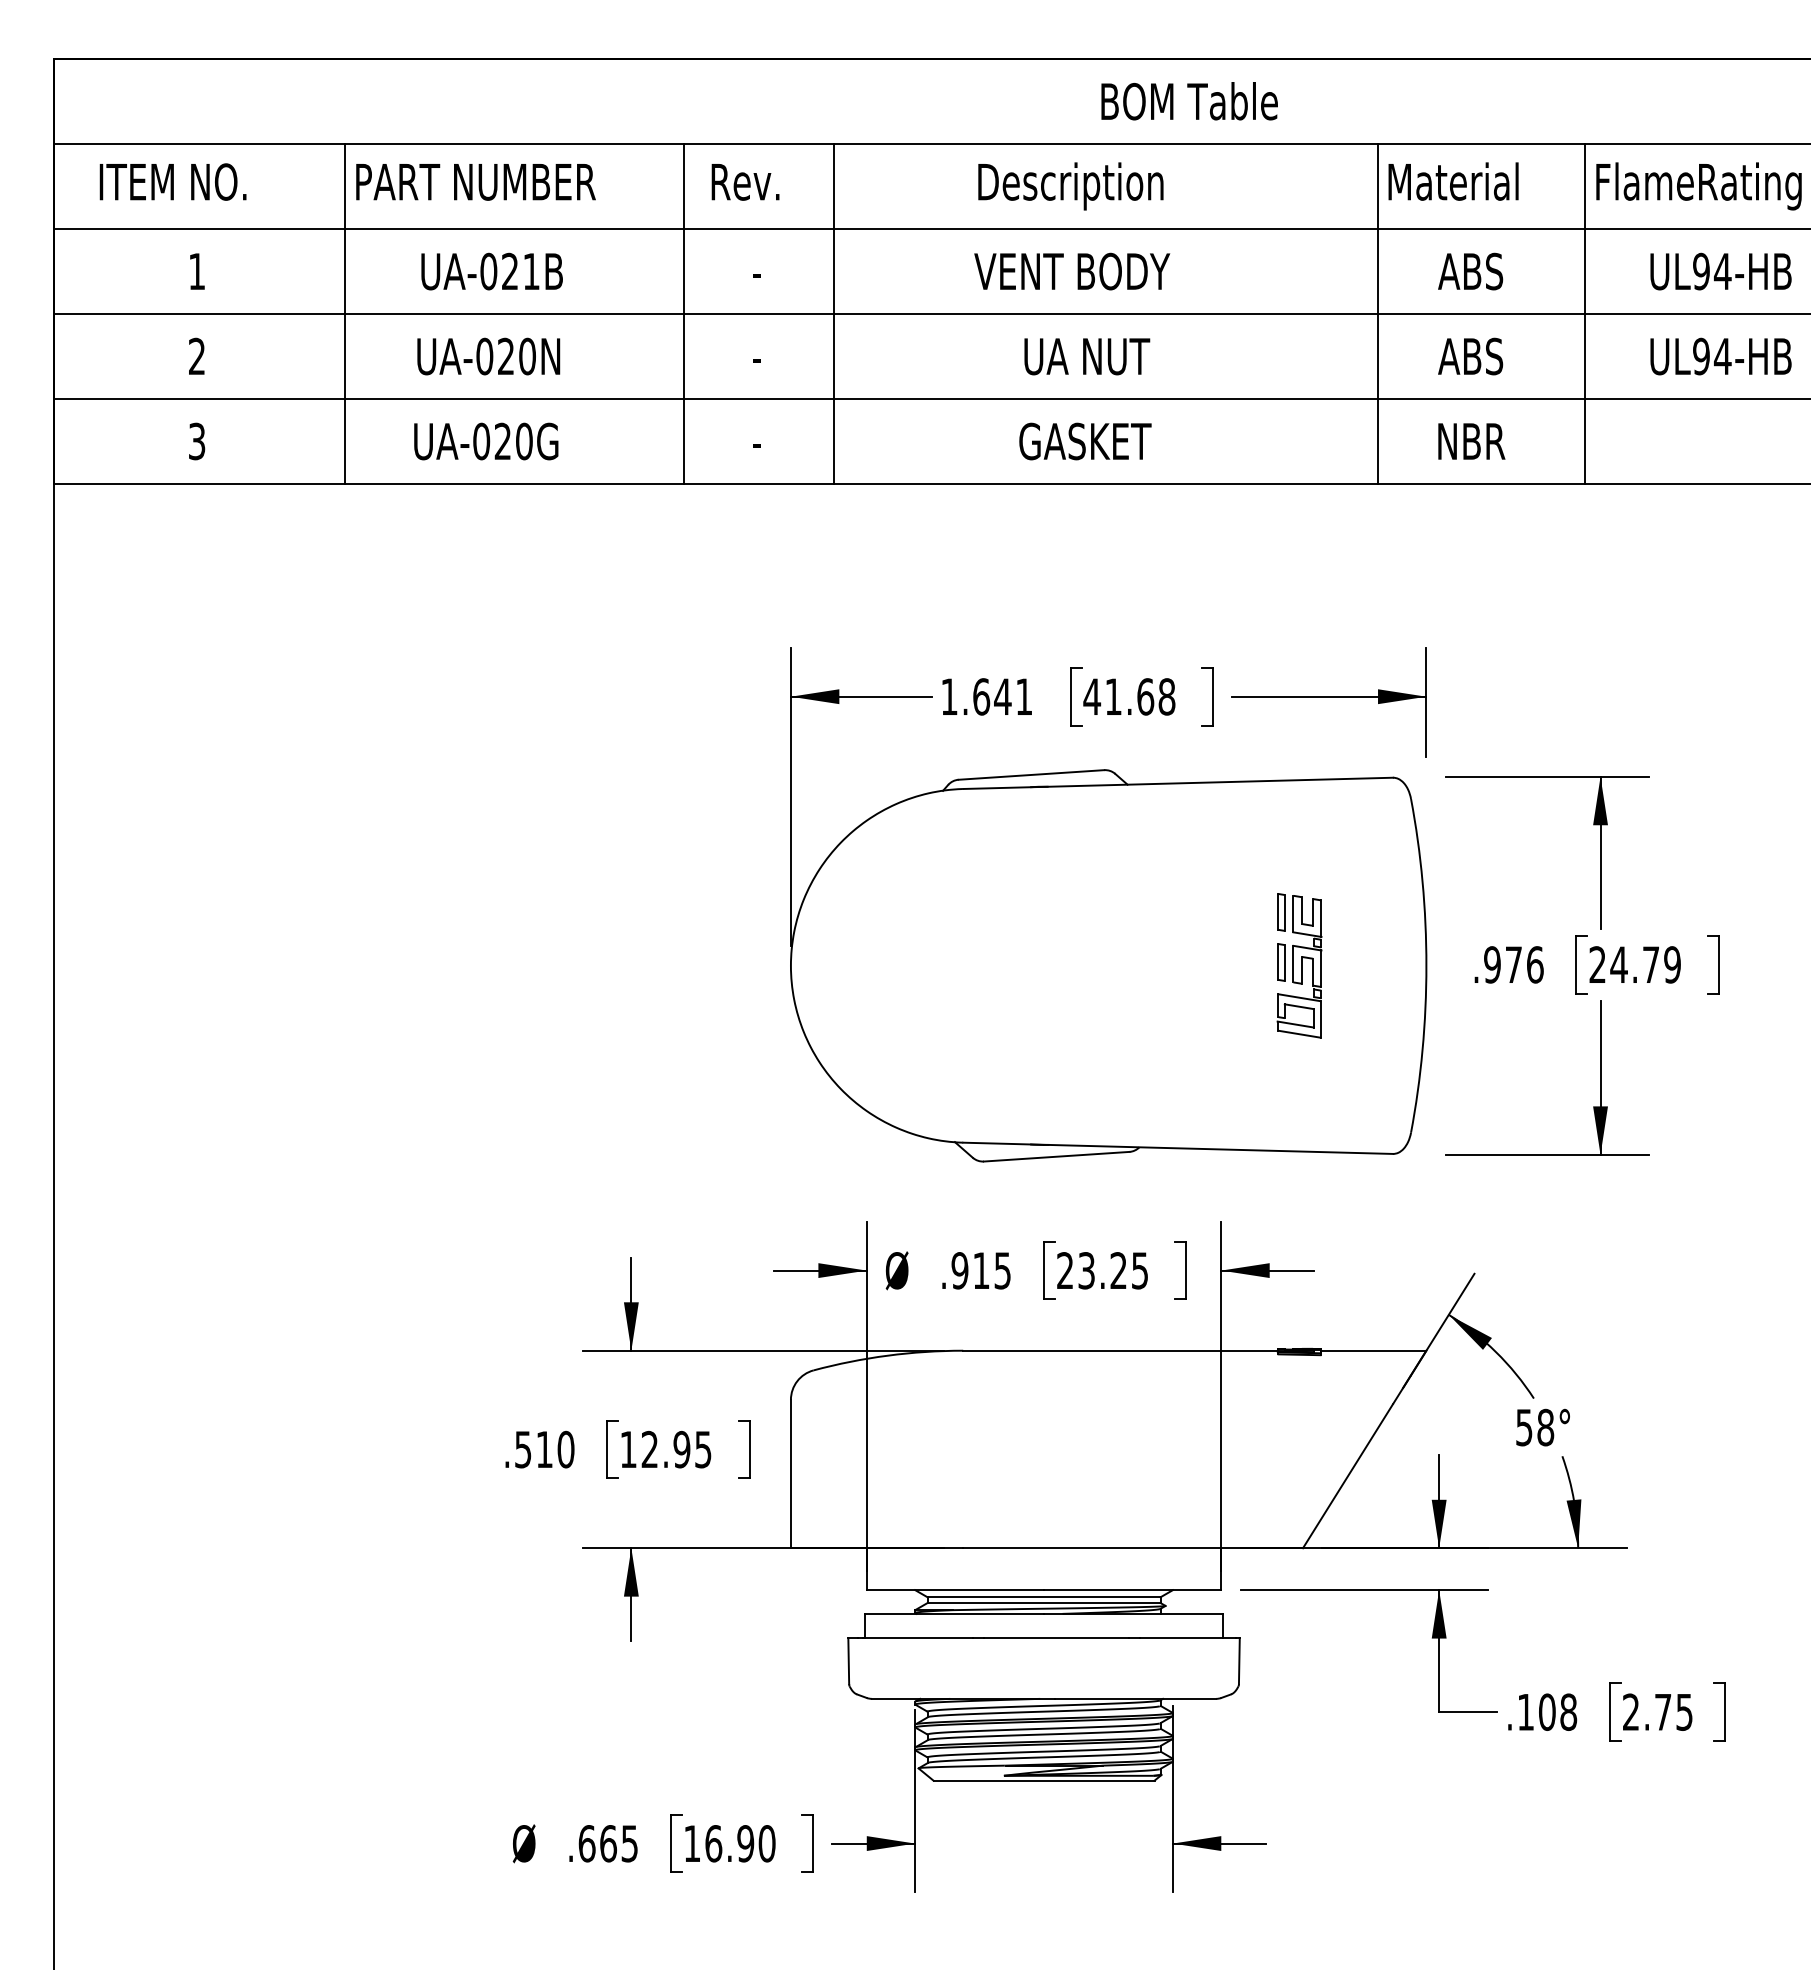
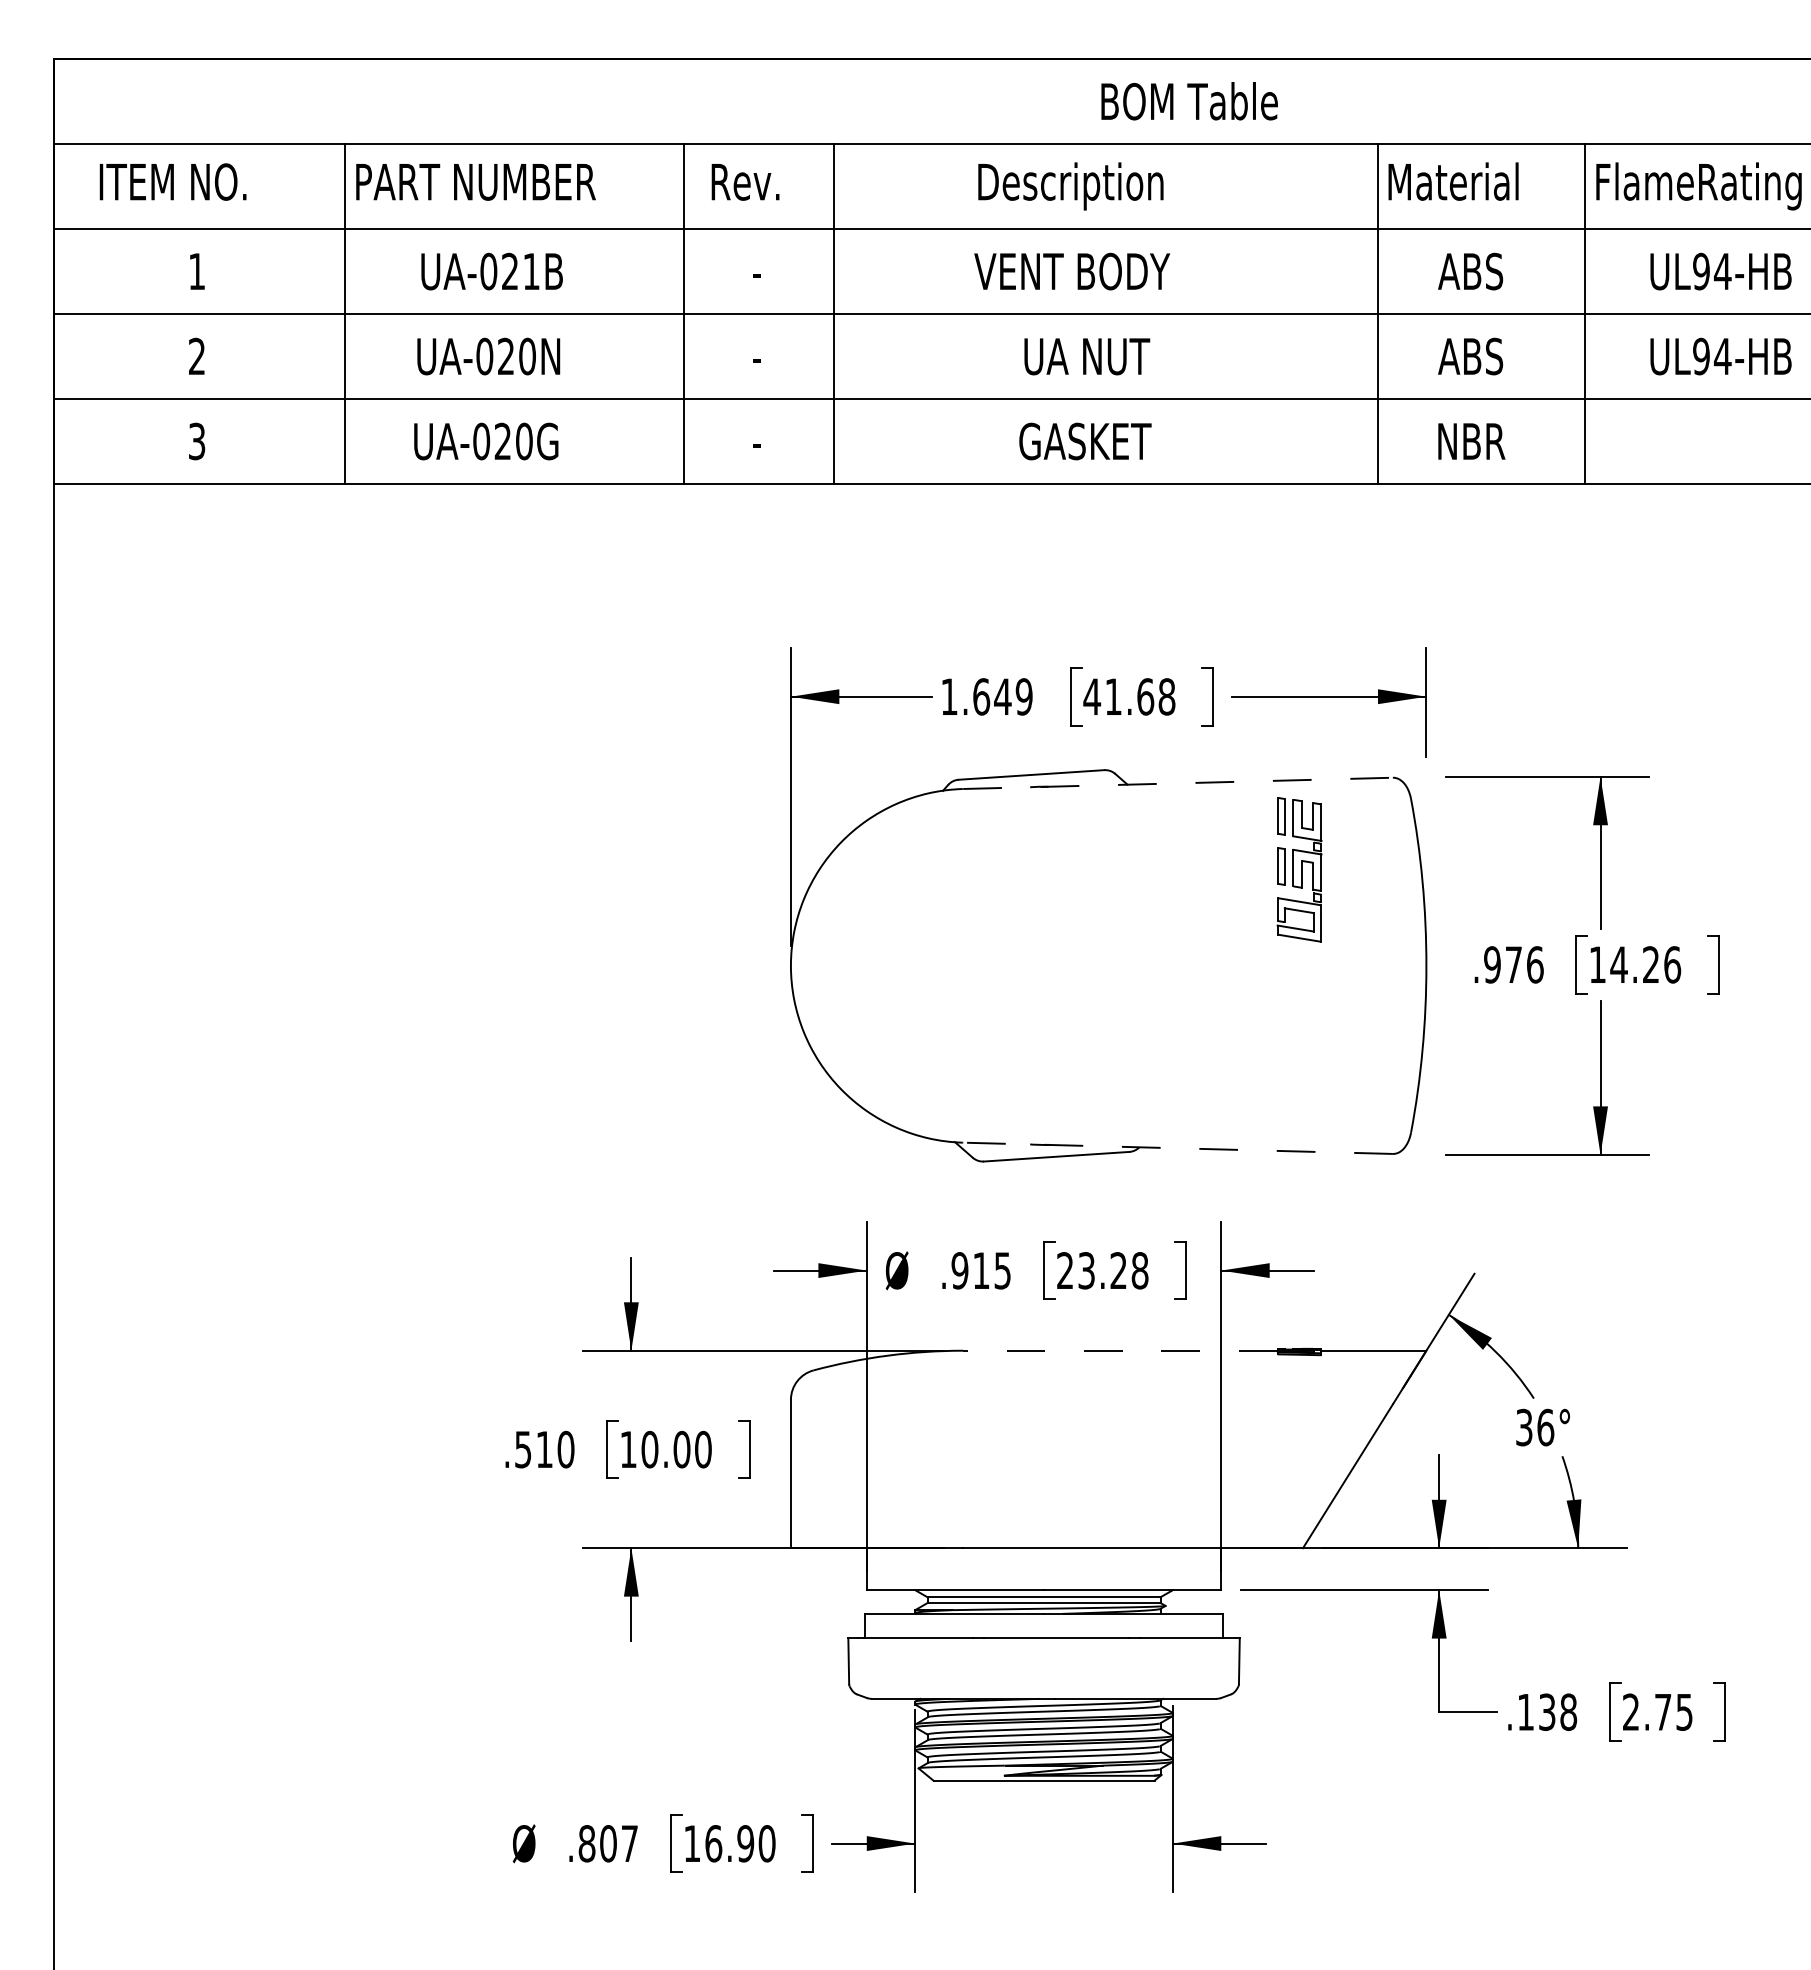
text: 1.641 -> 1.649 (1023, 696)
line: solid -> dashed (1178, 783)
text: 24.79 -> 14.26 (1635, 964)
part position: (1299, 965) -> (1299, 869) (1299, 869)
line: solid -> dashed (1178, 1148)
text: 23.25 -> 23.28 (1139, 1270)
line: solid -> dashed (1119, 1350)
text: 58° -> 36° (1535, 1427)
text: 12.95 -> 10.00 (676, 1449)
text: .108 -> .138 (1547, 1711)
text: .665 -> .807 (607, 1843)
